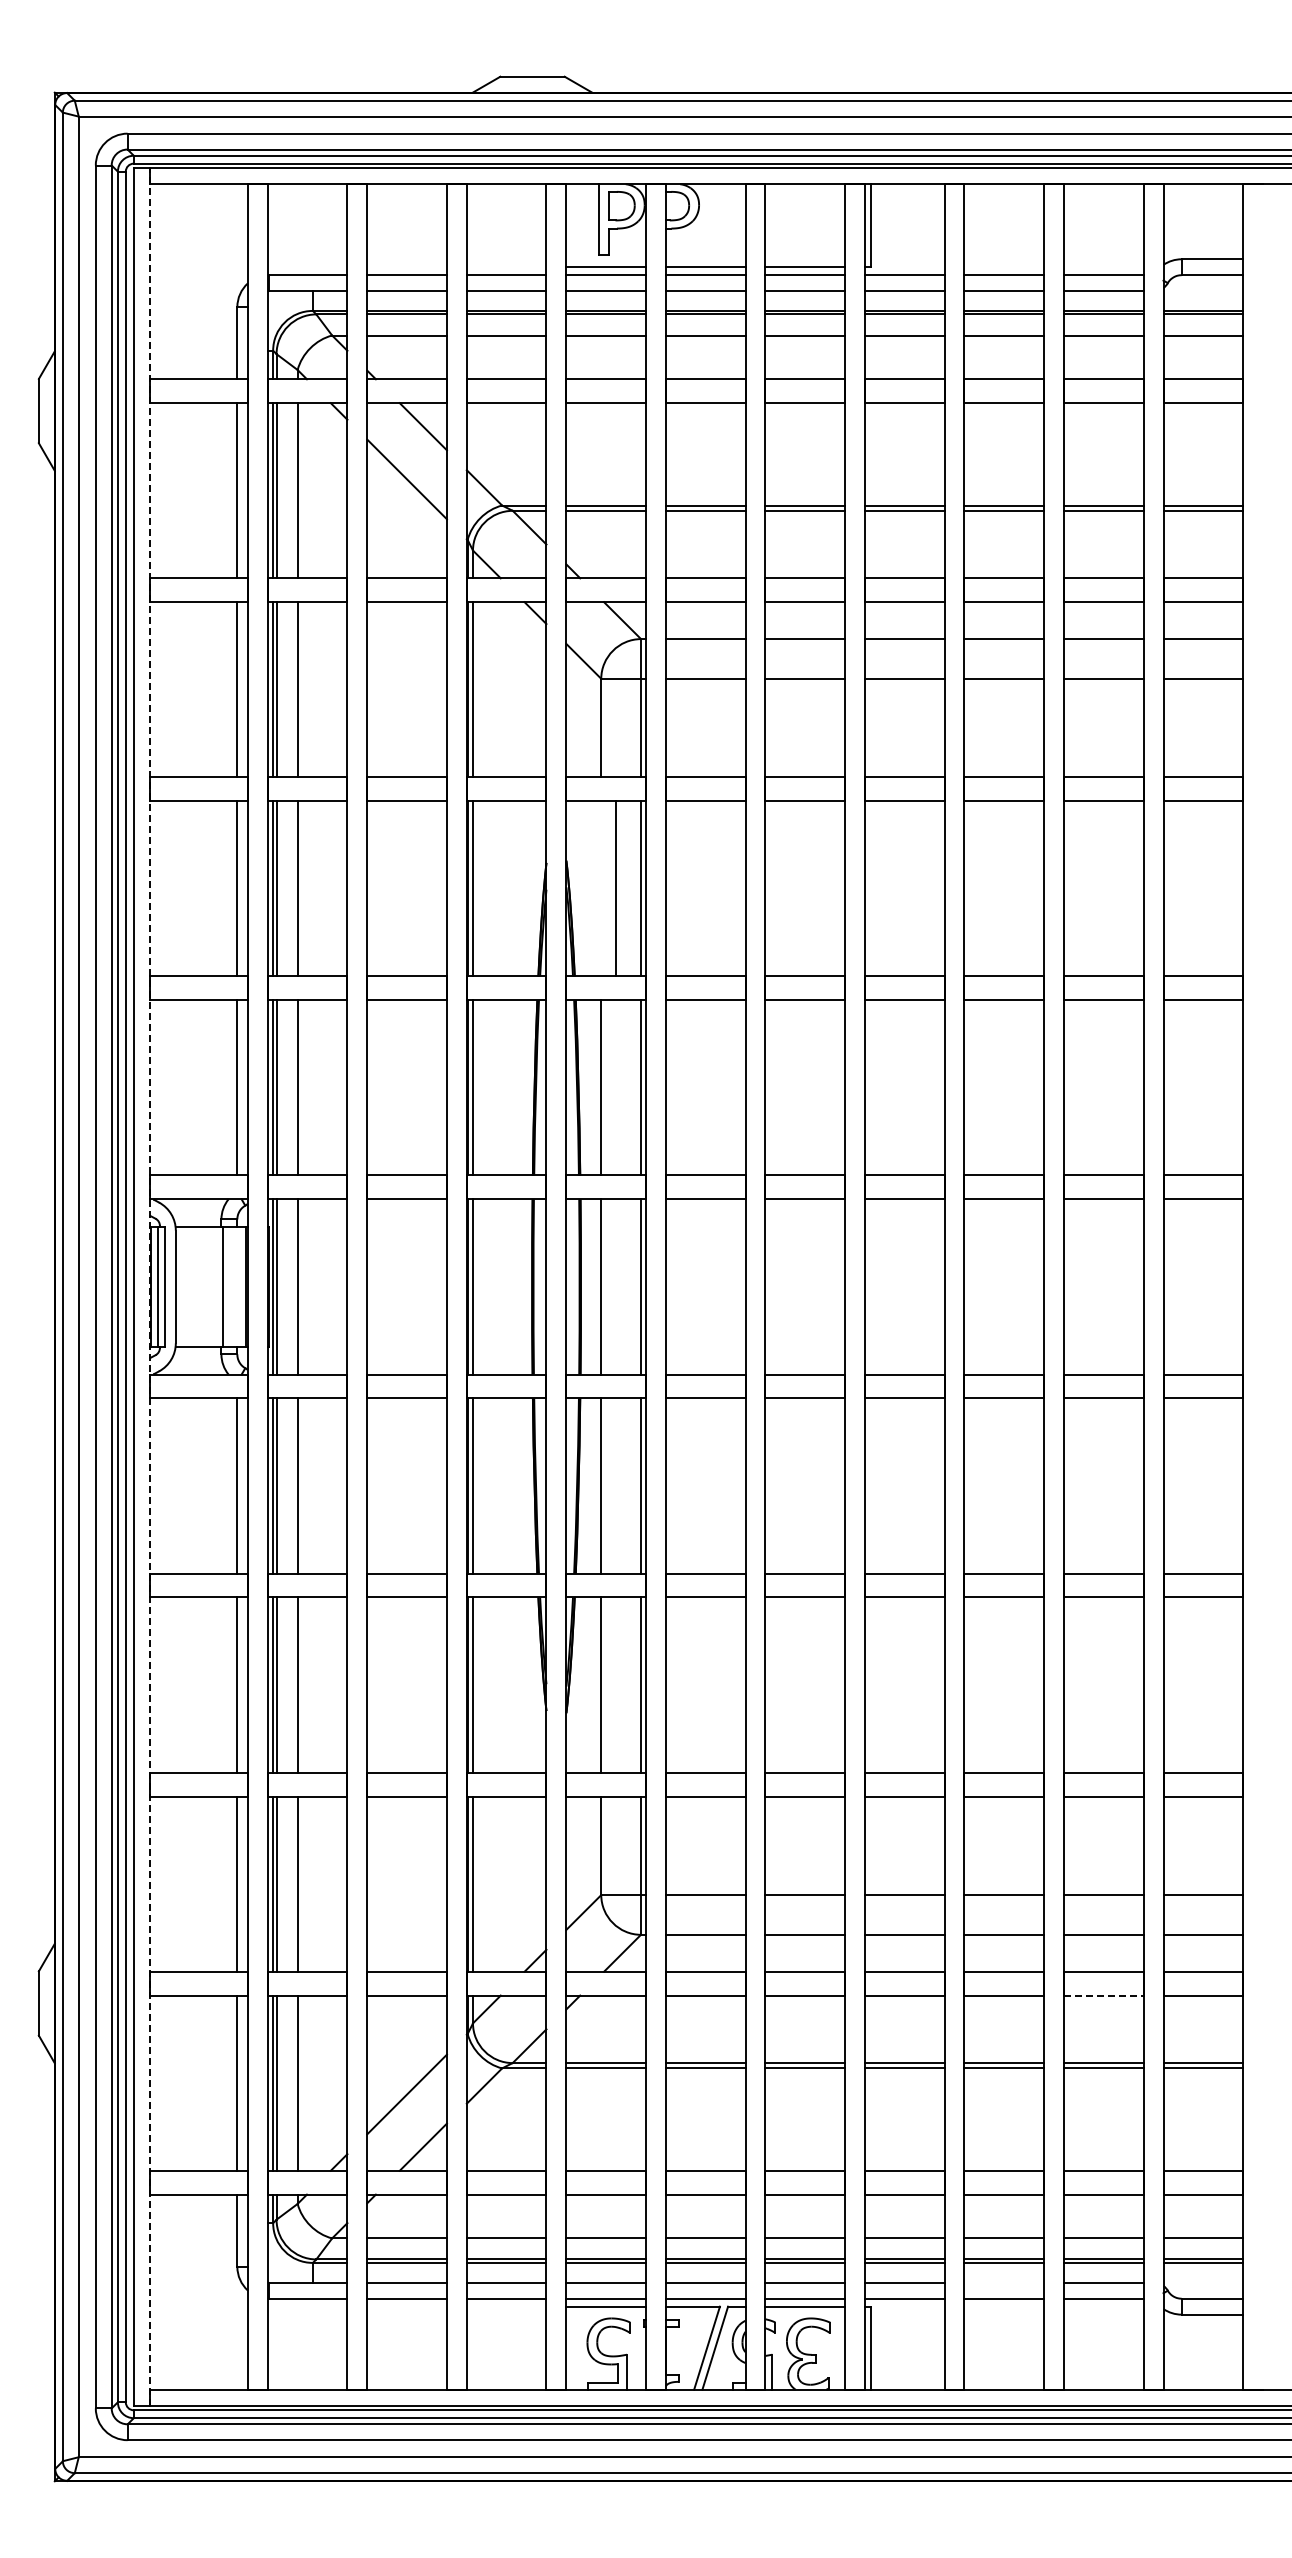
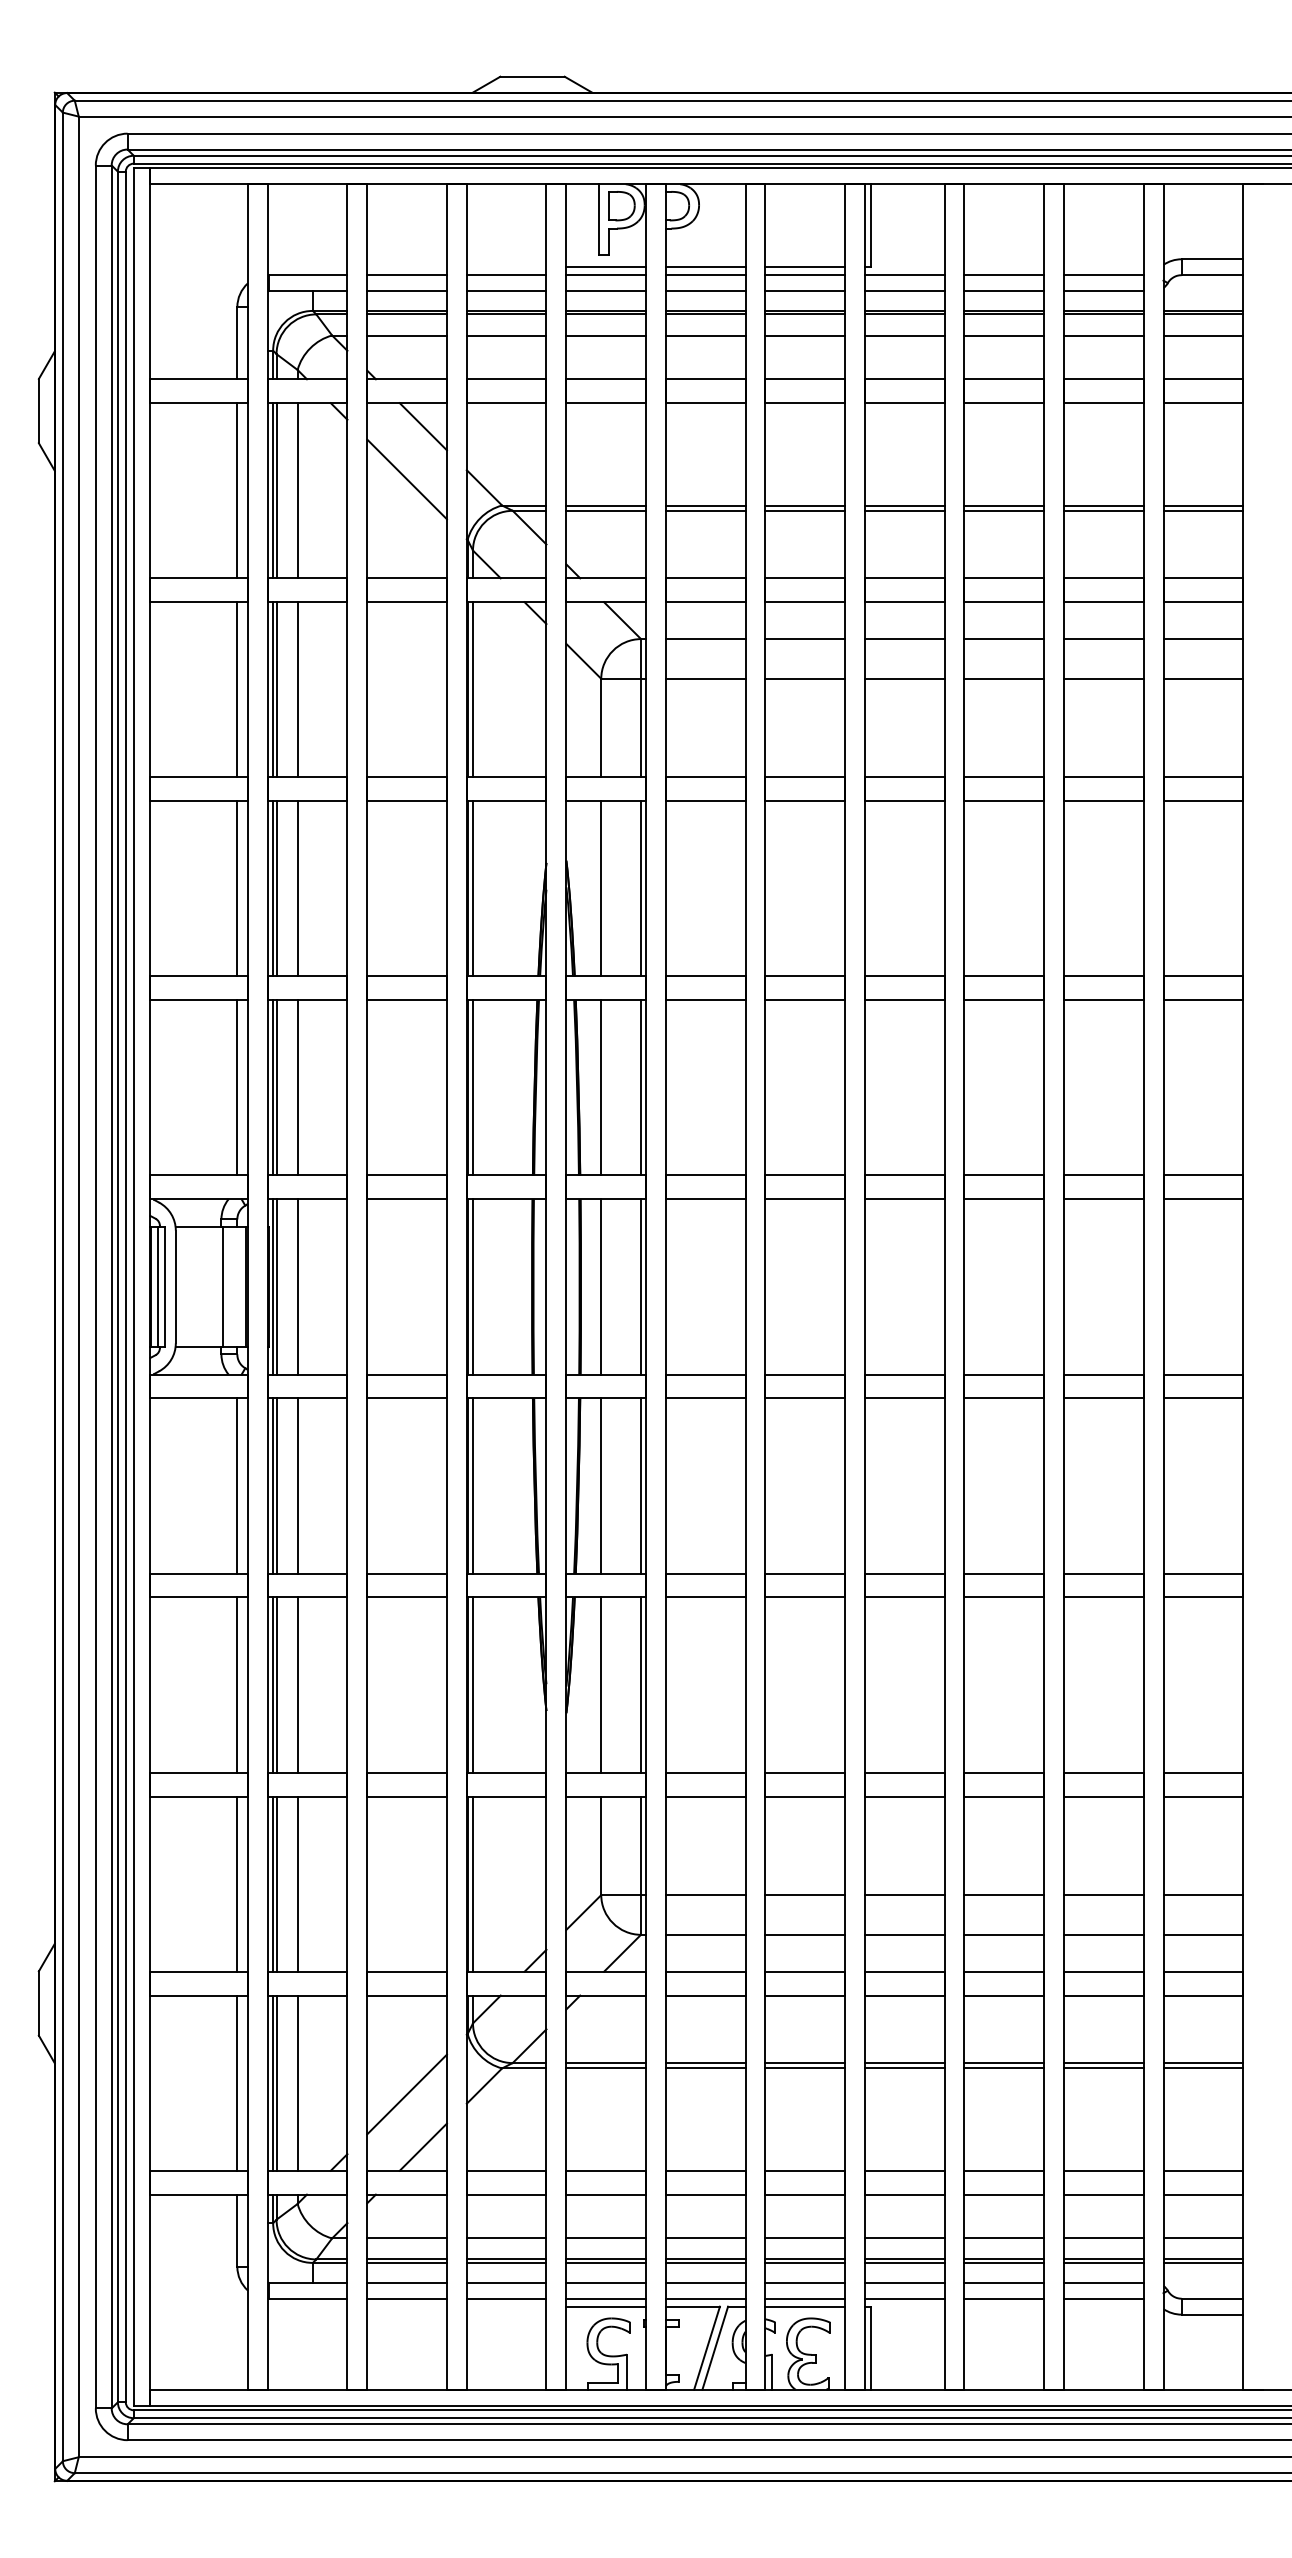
line position: (616, 888) -> (601, 888) (601, 888)
line: dashed -> solid (150, 1286)
line: dashed -> solid (1103, 1995)
line: none -> present (1004, 2282)
